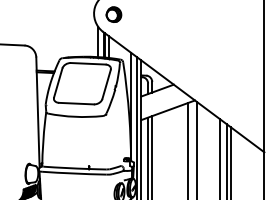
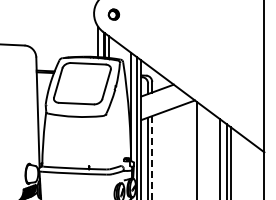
part size: 18x17 px -> 14x13 px (113, 14)
line: present -> none (187, 149)
line: solid -> dashed (152, 157)
